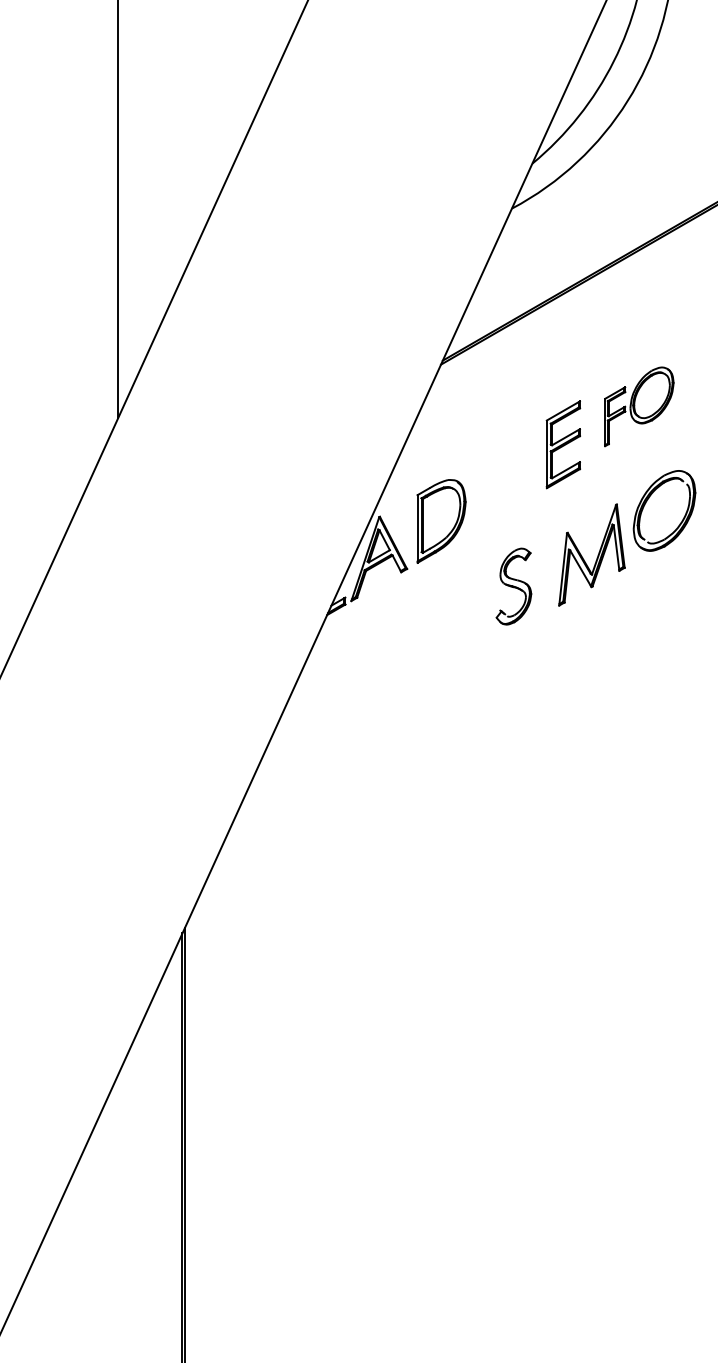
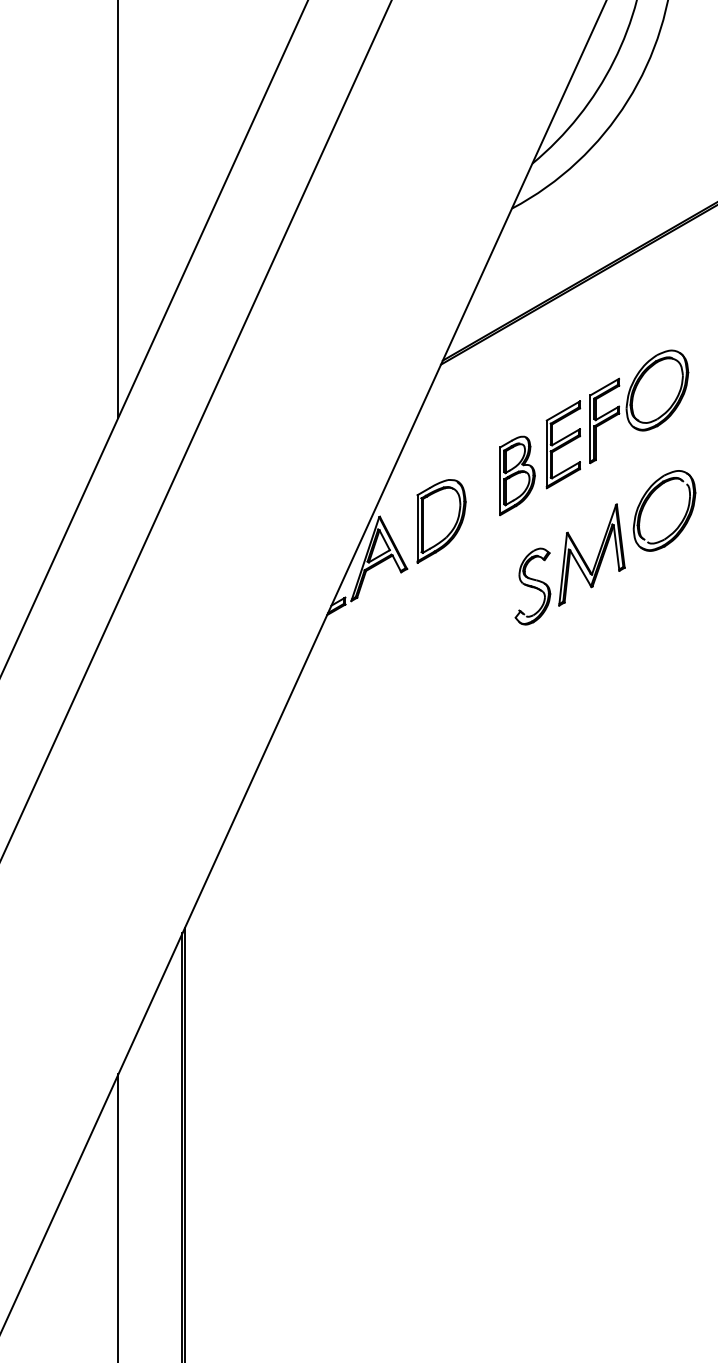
part size: 71x82 px -> 101x116 px (639, 406)
line: none -> present (196, 429)
part: none -> present (517, 475)
part position: (513, 586) -> (532, 586) (532, 586)
line: none -> present (118, 1216)
